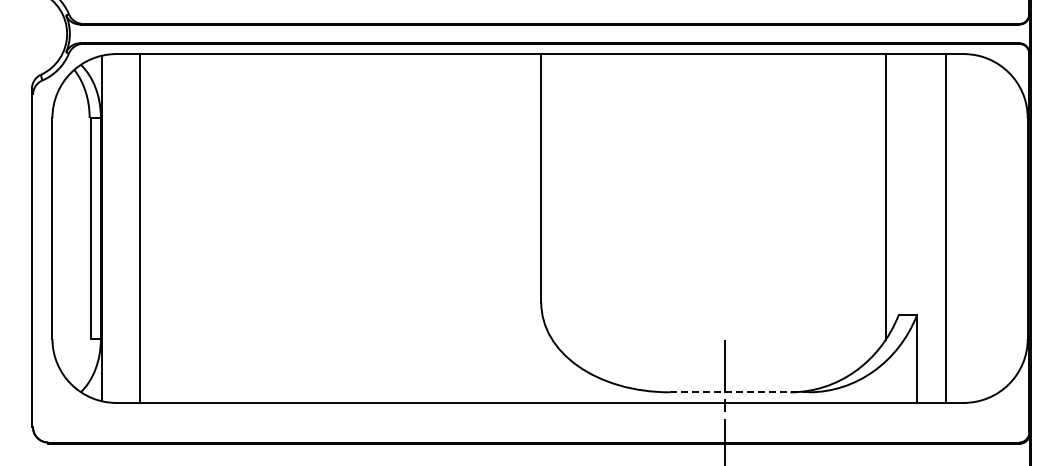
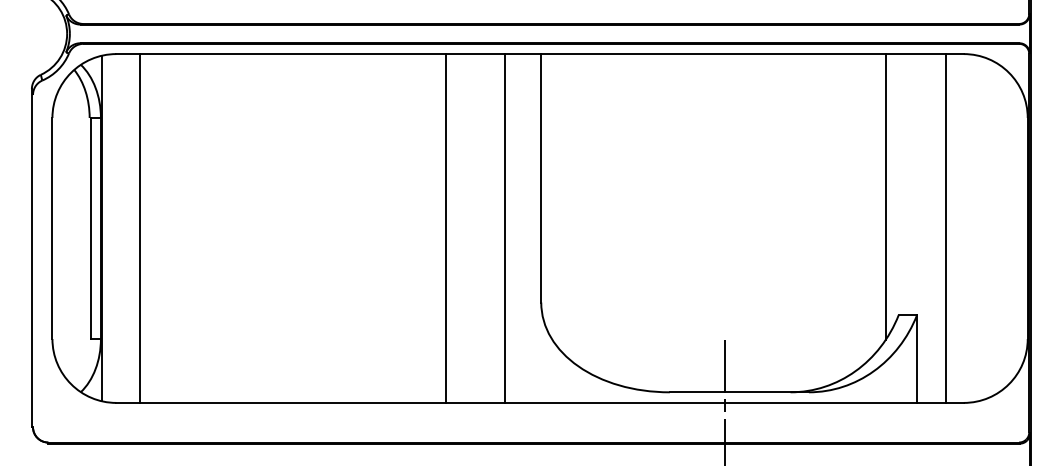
line: none -> present (446, 228)
line: none -> present (504, 228)
line: dashed -> solid (739, 392)
